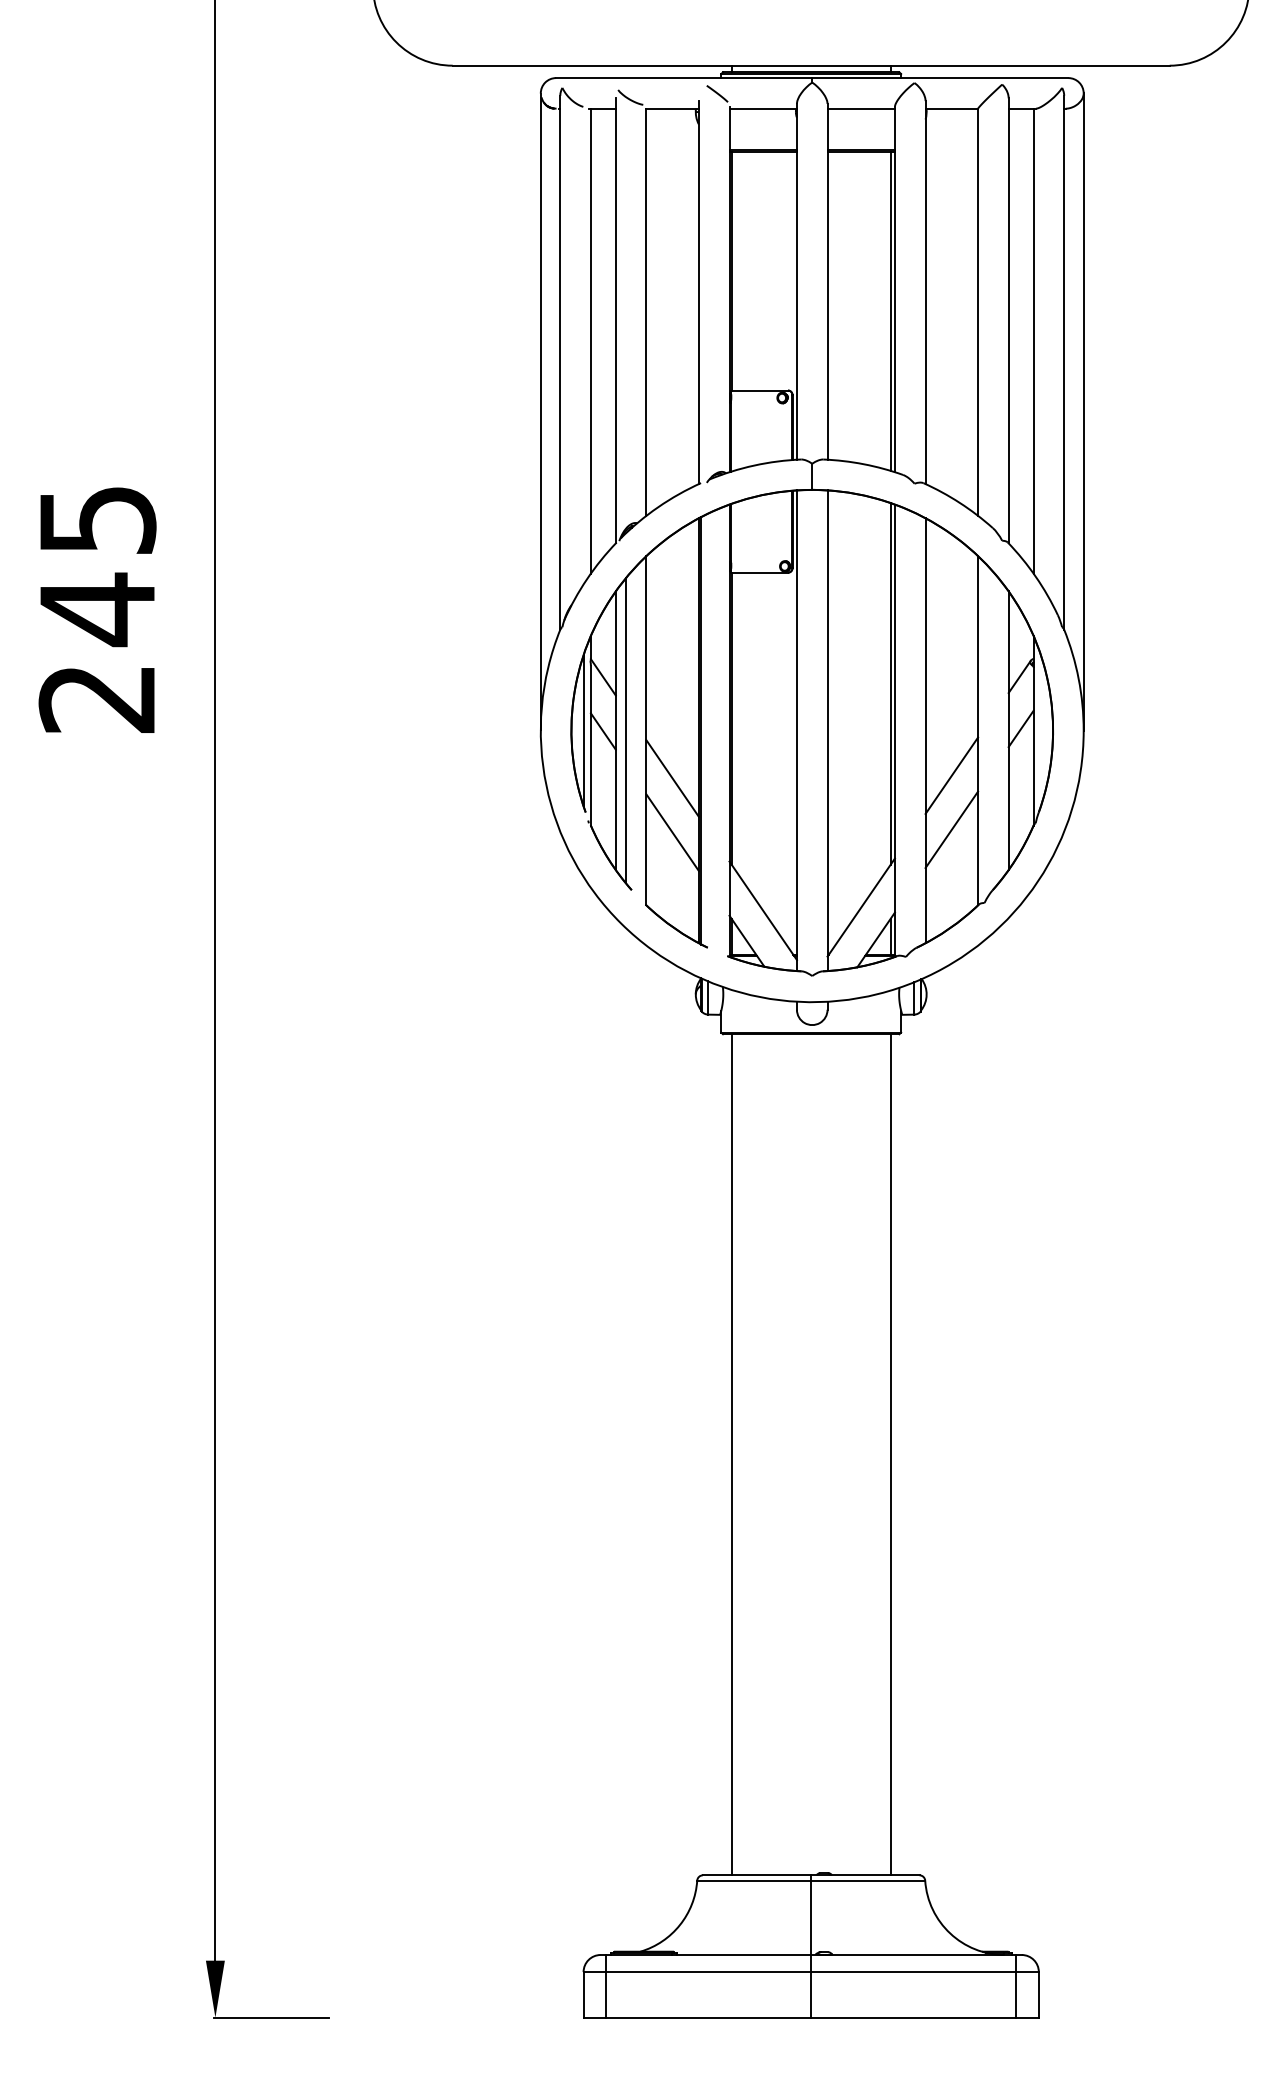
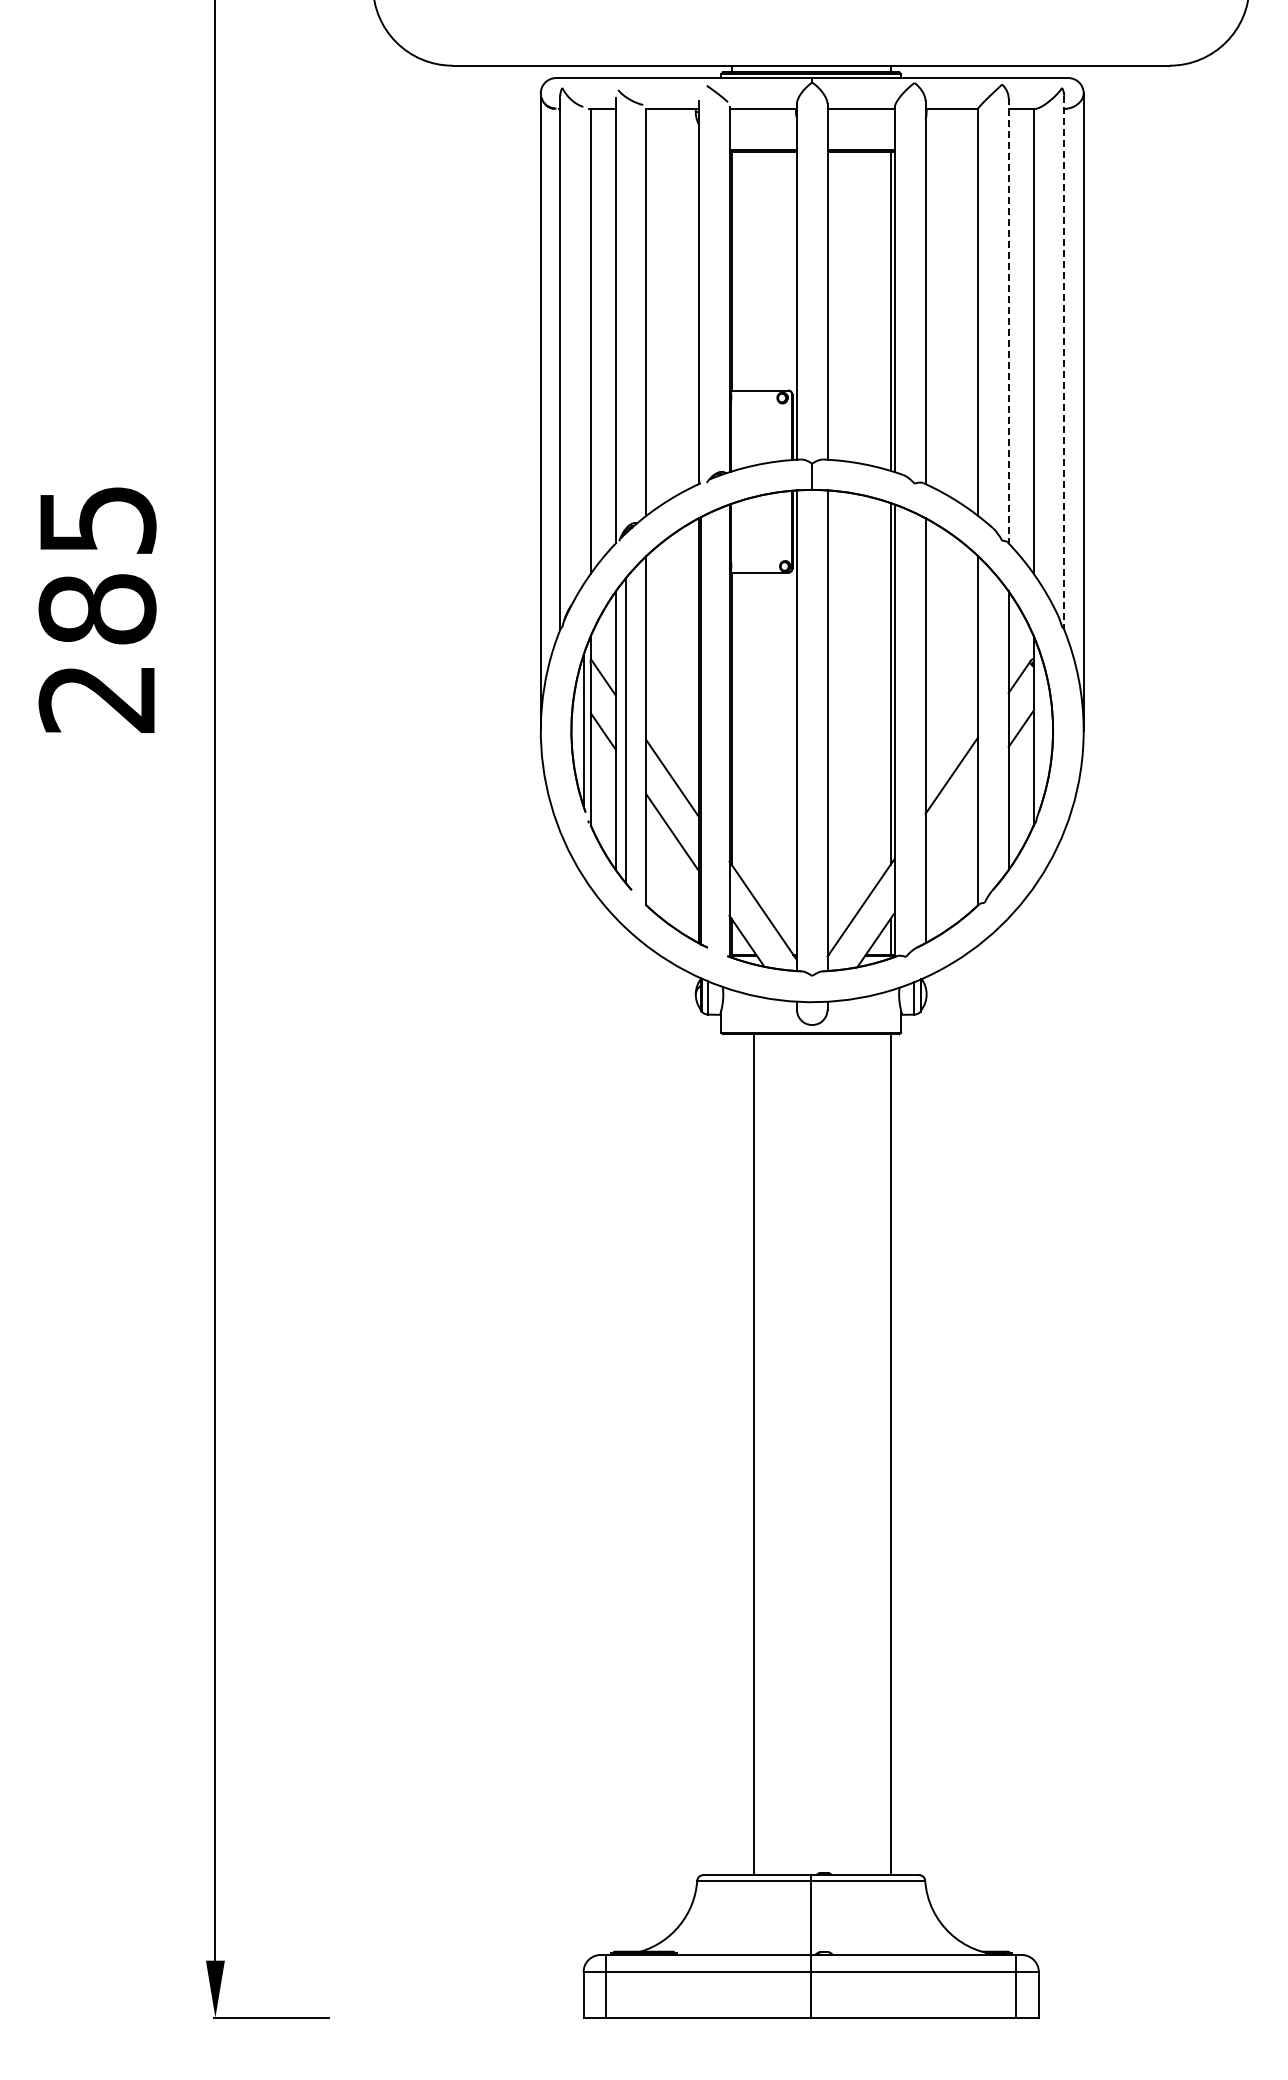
line: solid -> dashed (1008, 321)
line: solid -> dashed (1064, 362)
text: 245 -> 285 (97, 609)
line: present -> none (951, 829)
line position: (731, 1454) -> (753, 1454) (753, 1454)
